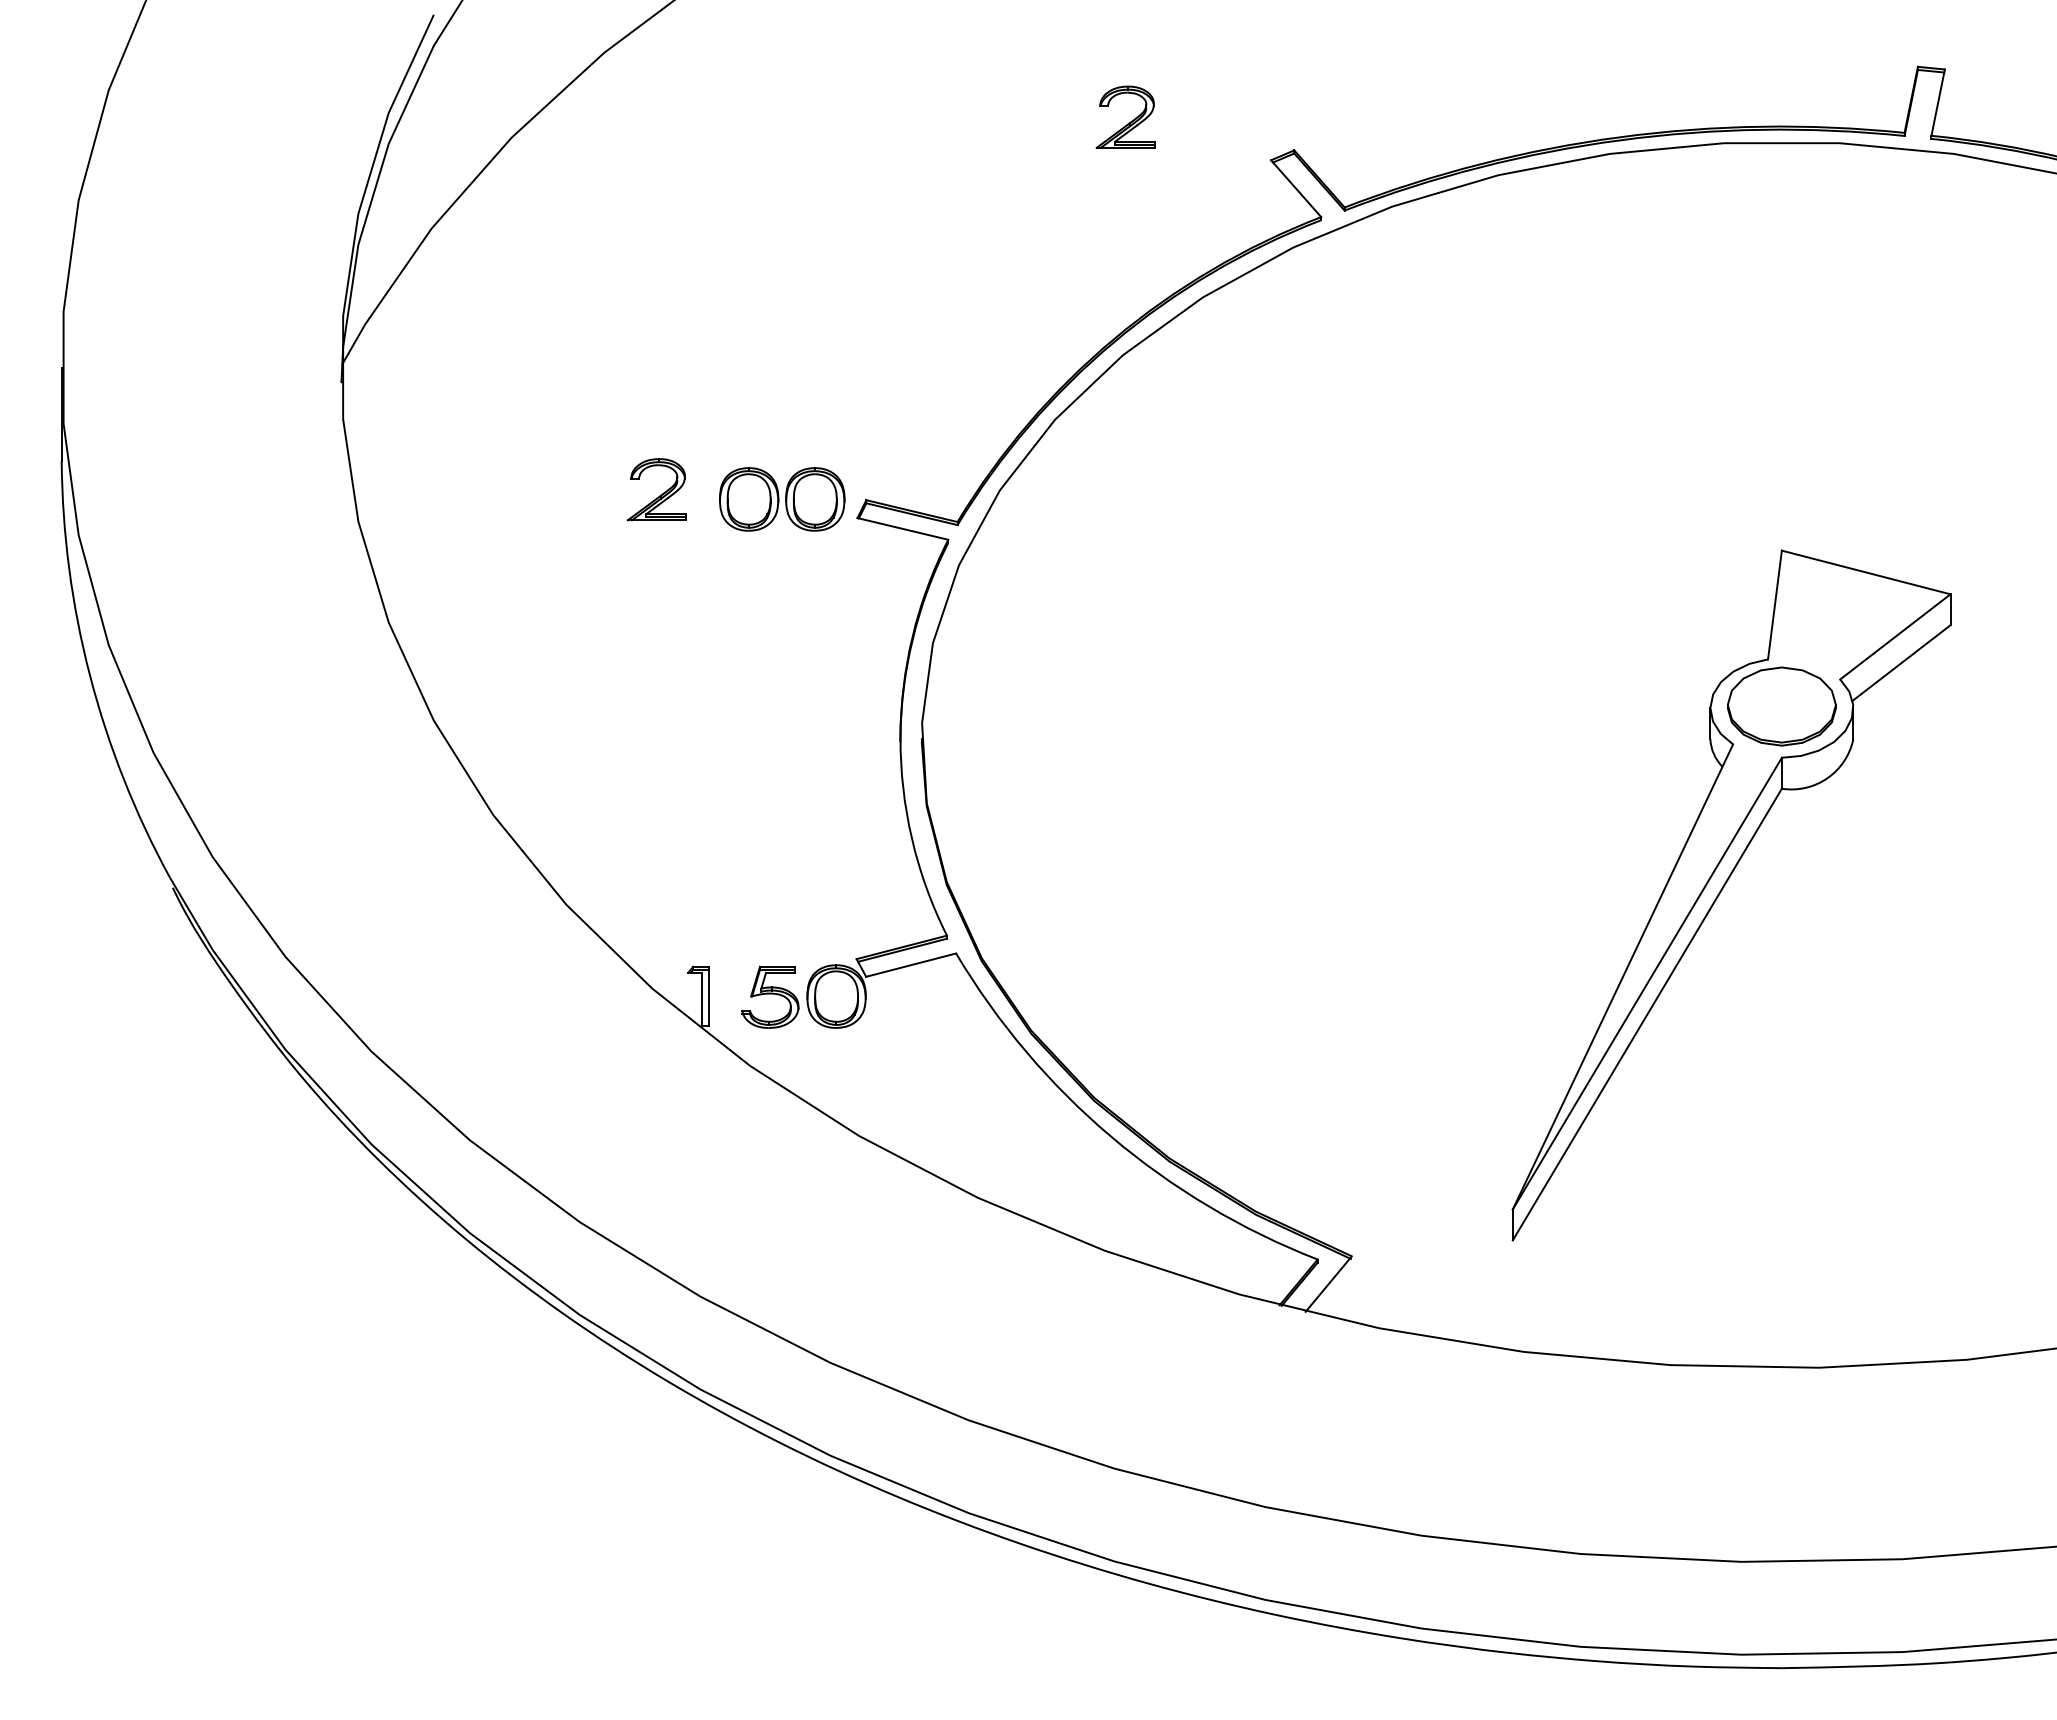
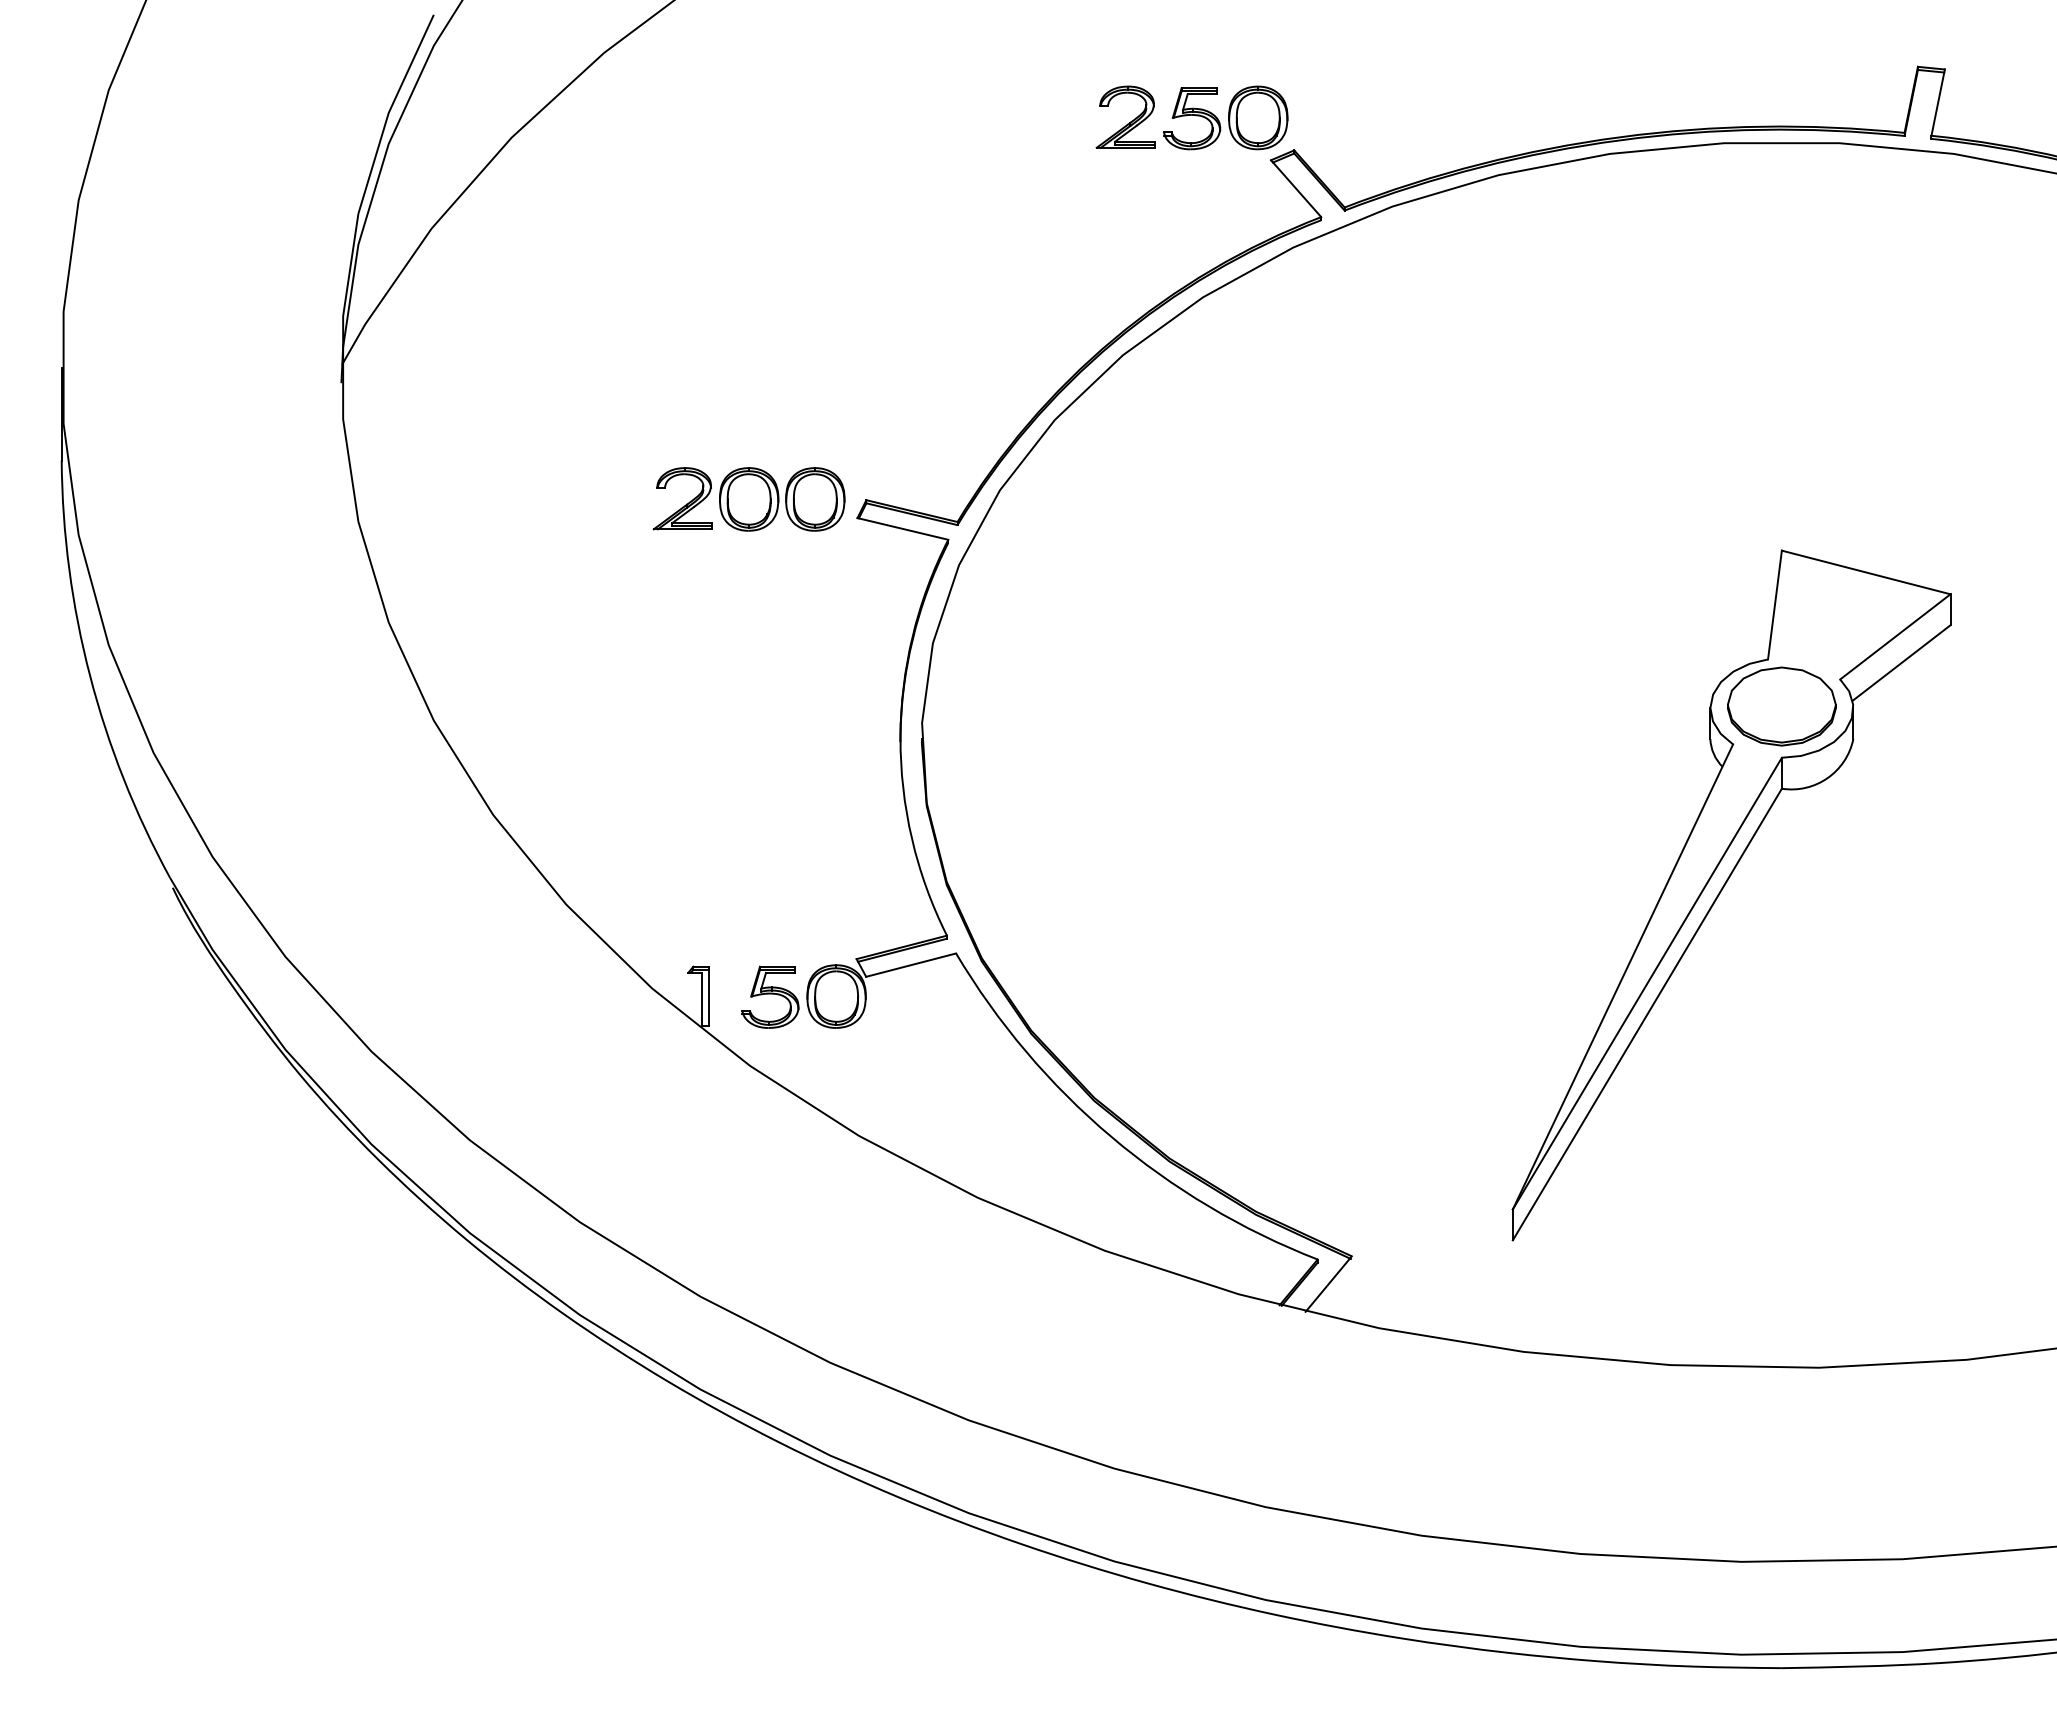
part: none -> present (1225, 117)
part position: (660, 494) -> (686, 503) (686, 503)
